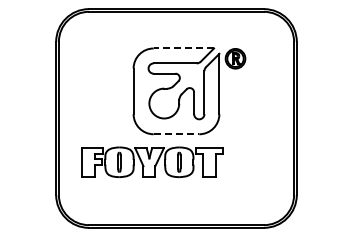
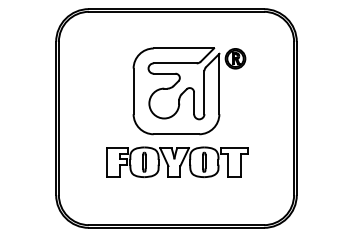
line: dashed -> solid (183, 48)
line: dashed -> solid (176, 134)
part position: (152, 161) -> (177, 161) (177, 161)
